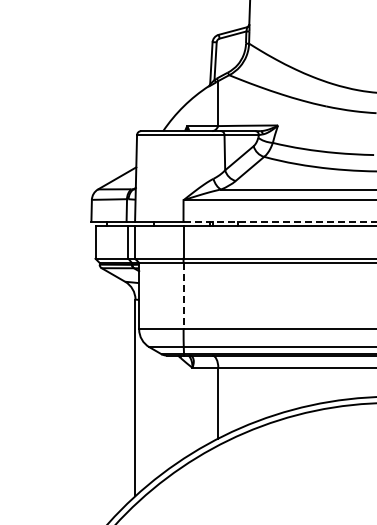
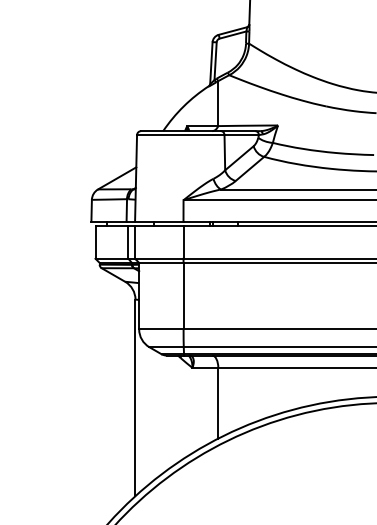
line: dashed -> solid (280, 221)
line: dashed -> solid (183, 296)
